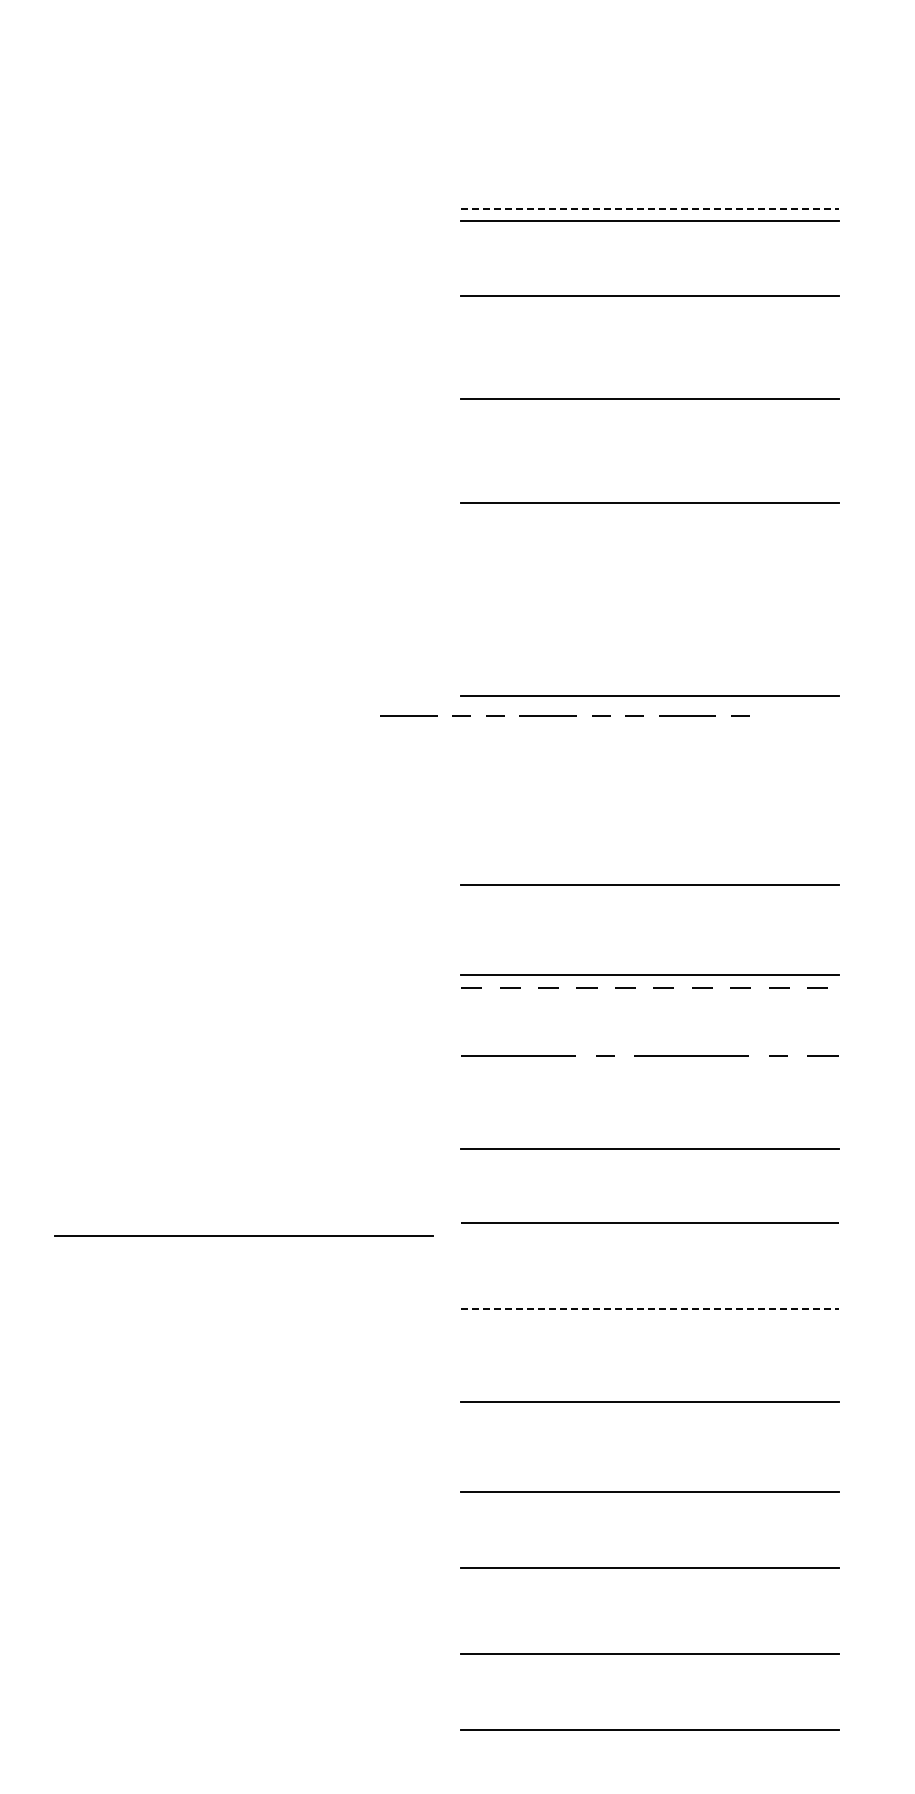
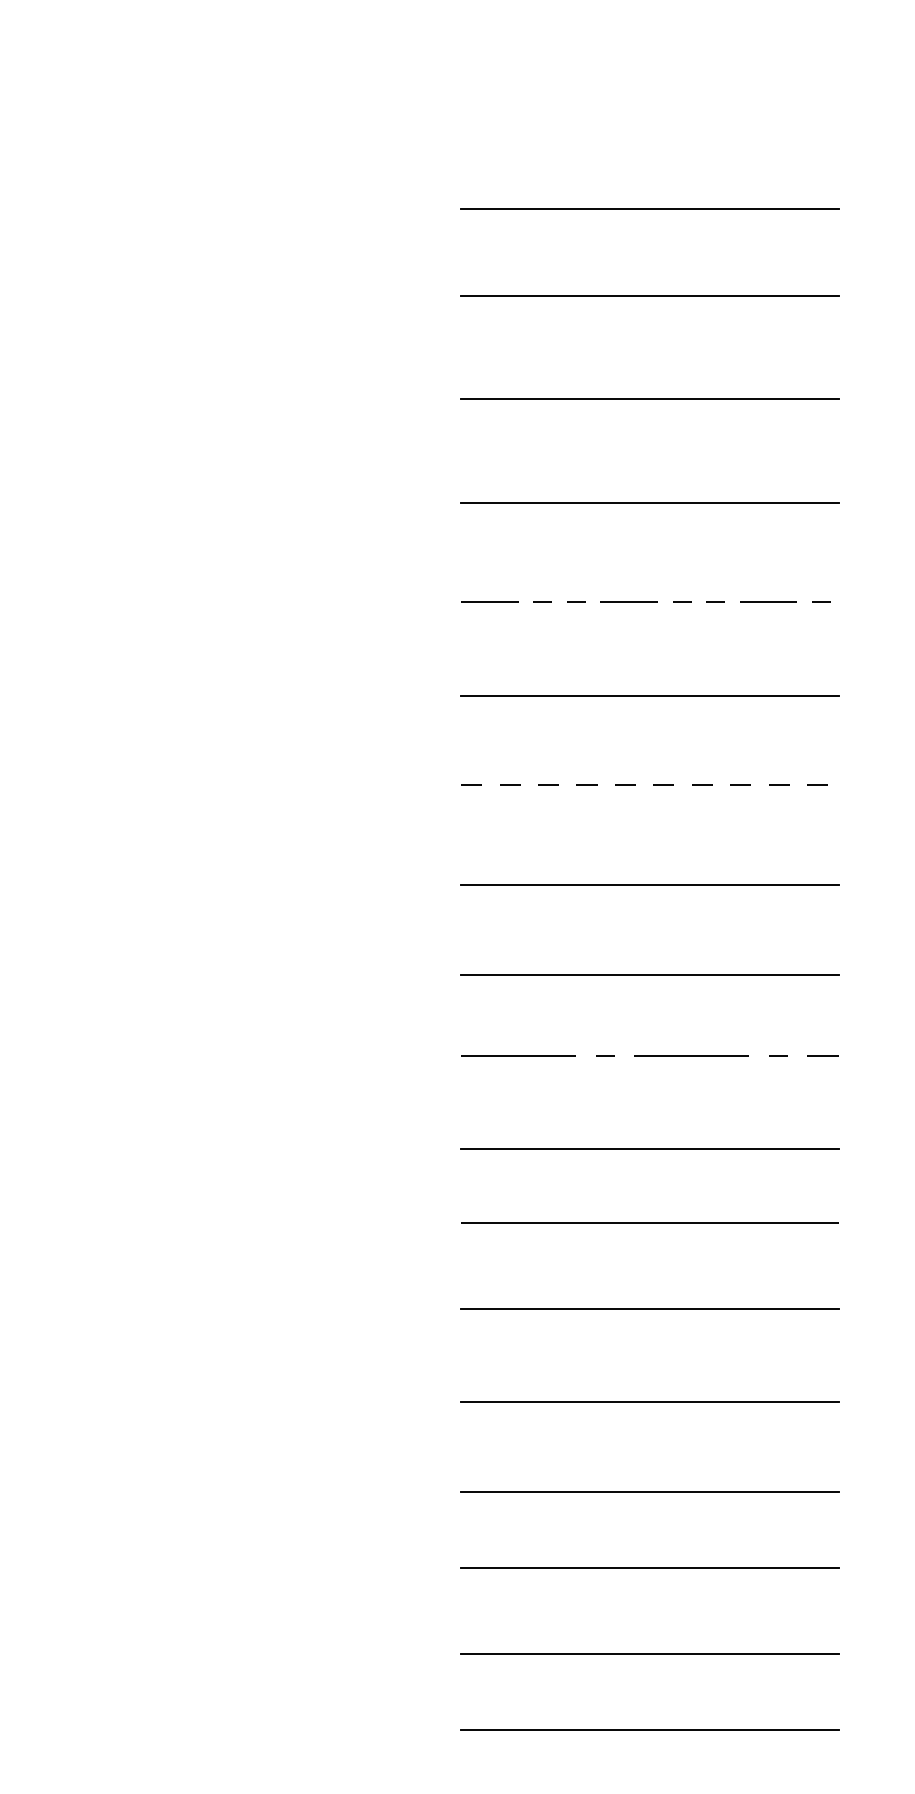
line: dashed -> solid (649, 209)
line: present -> none (649, 220)
line position: (564, 715) -> (645, 601) (645, 601)
line position: (635, 987) -> (635, 784) (635, 784)
line: present -> none (243, 1235)
line: dashed -> solid (649, 1308)
